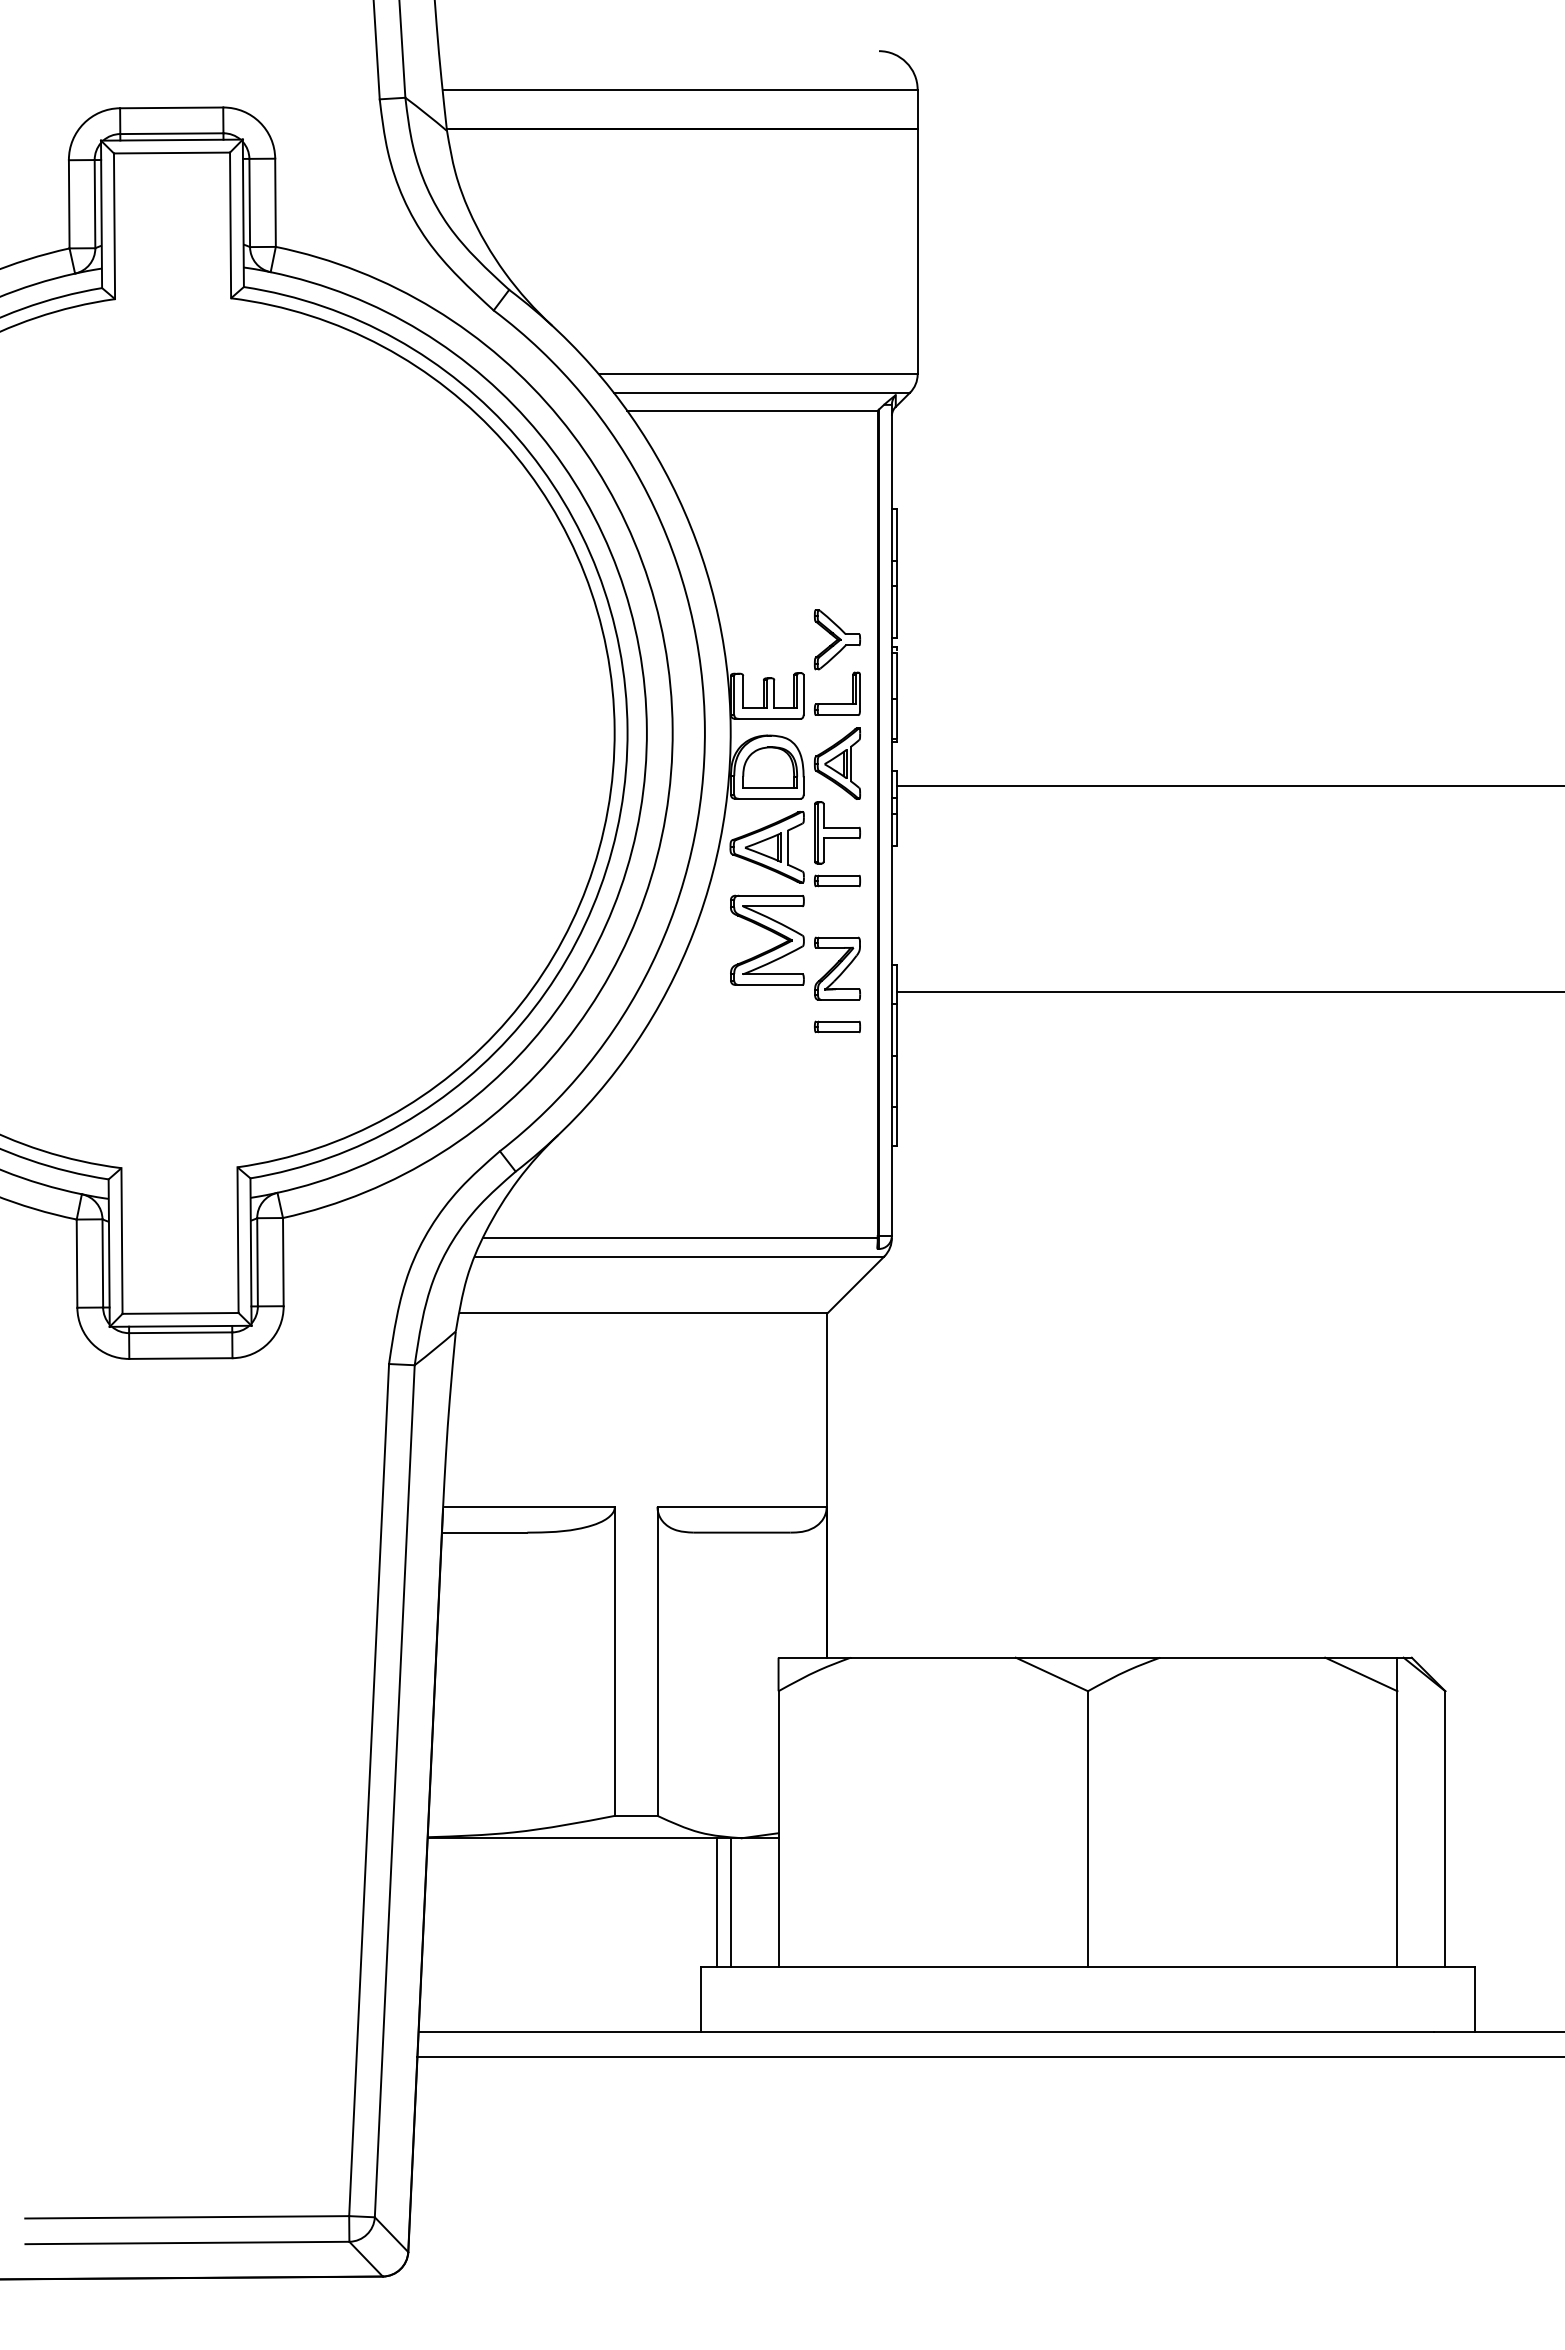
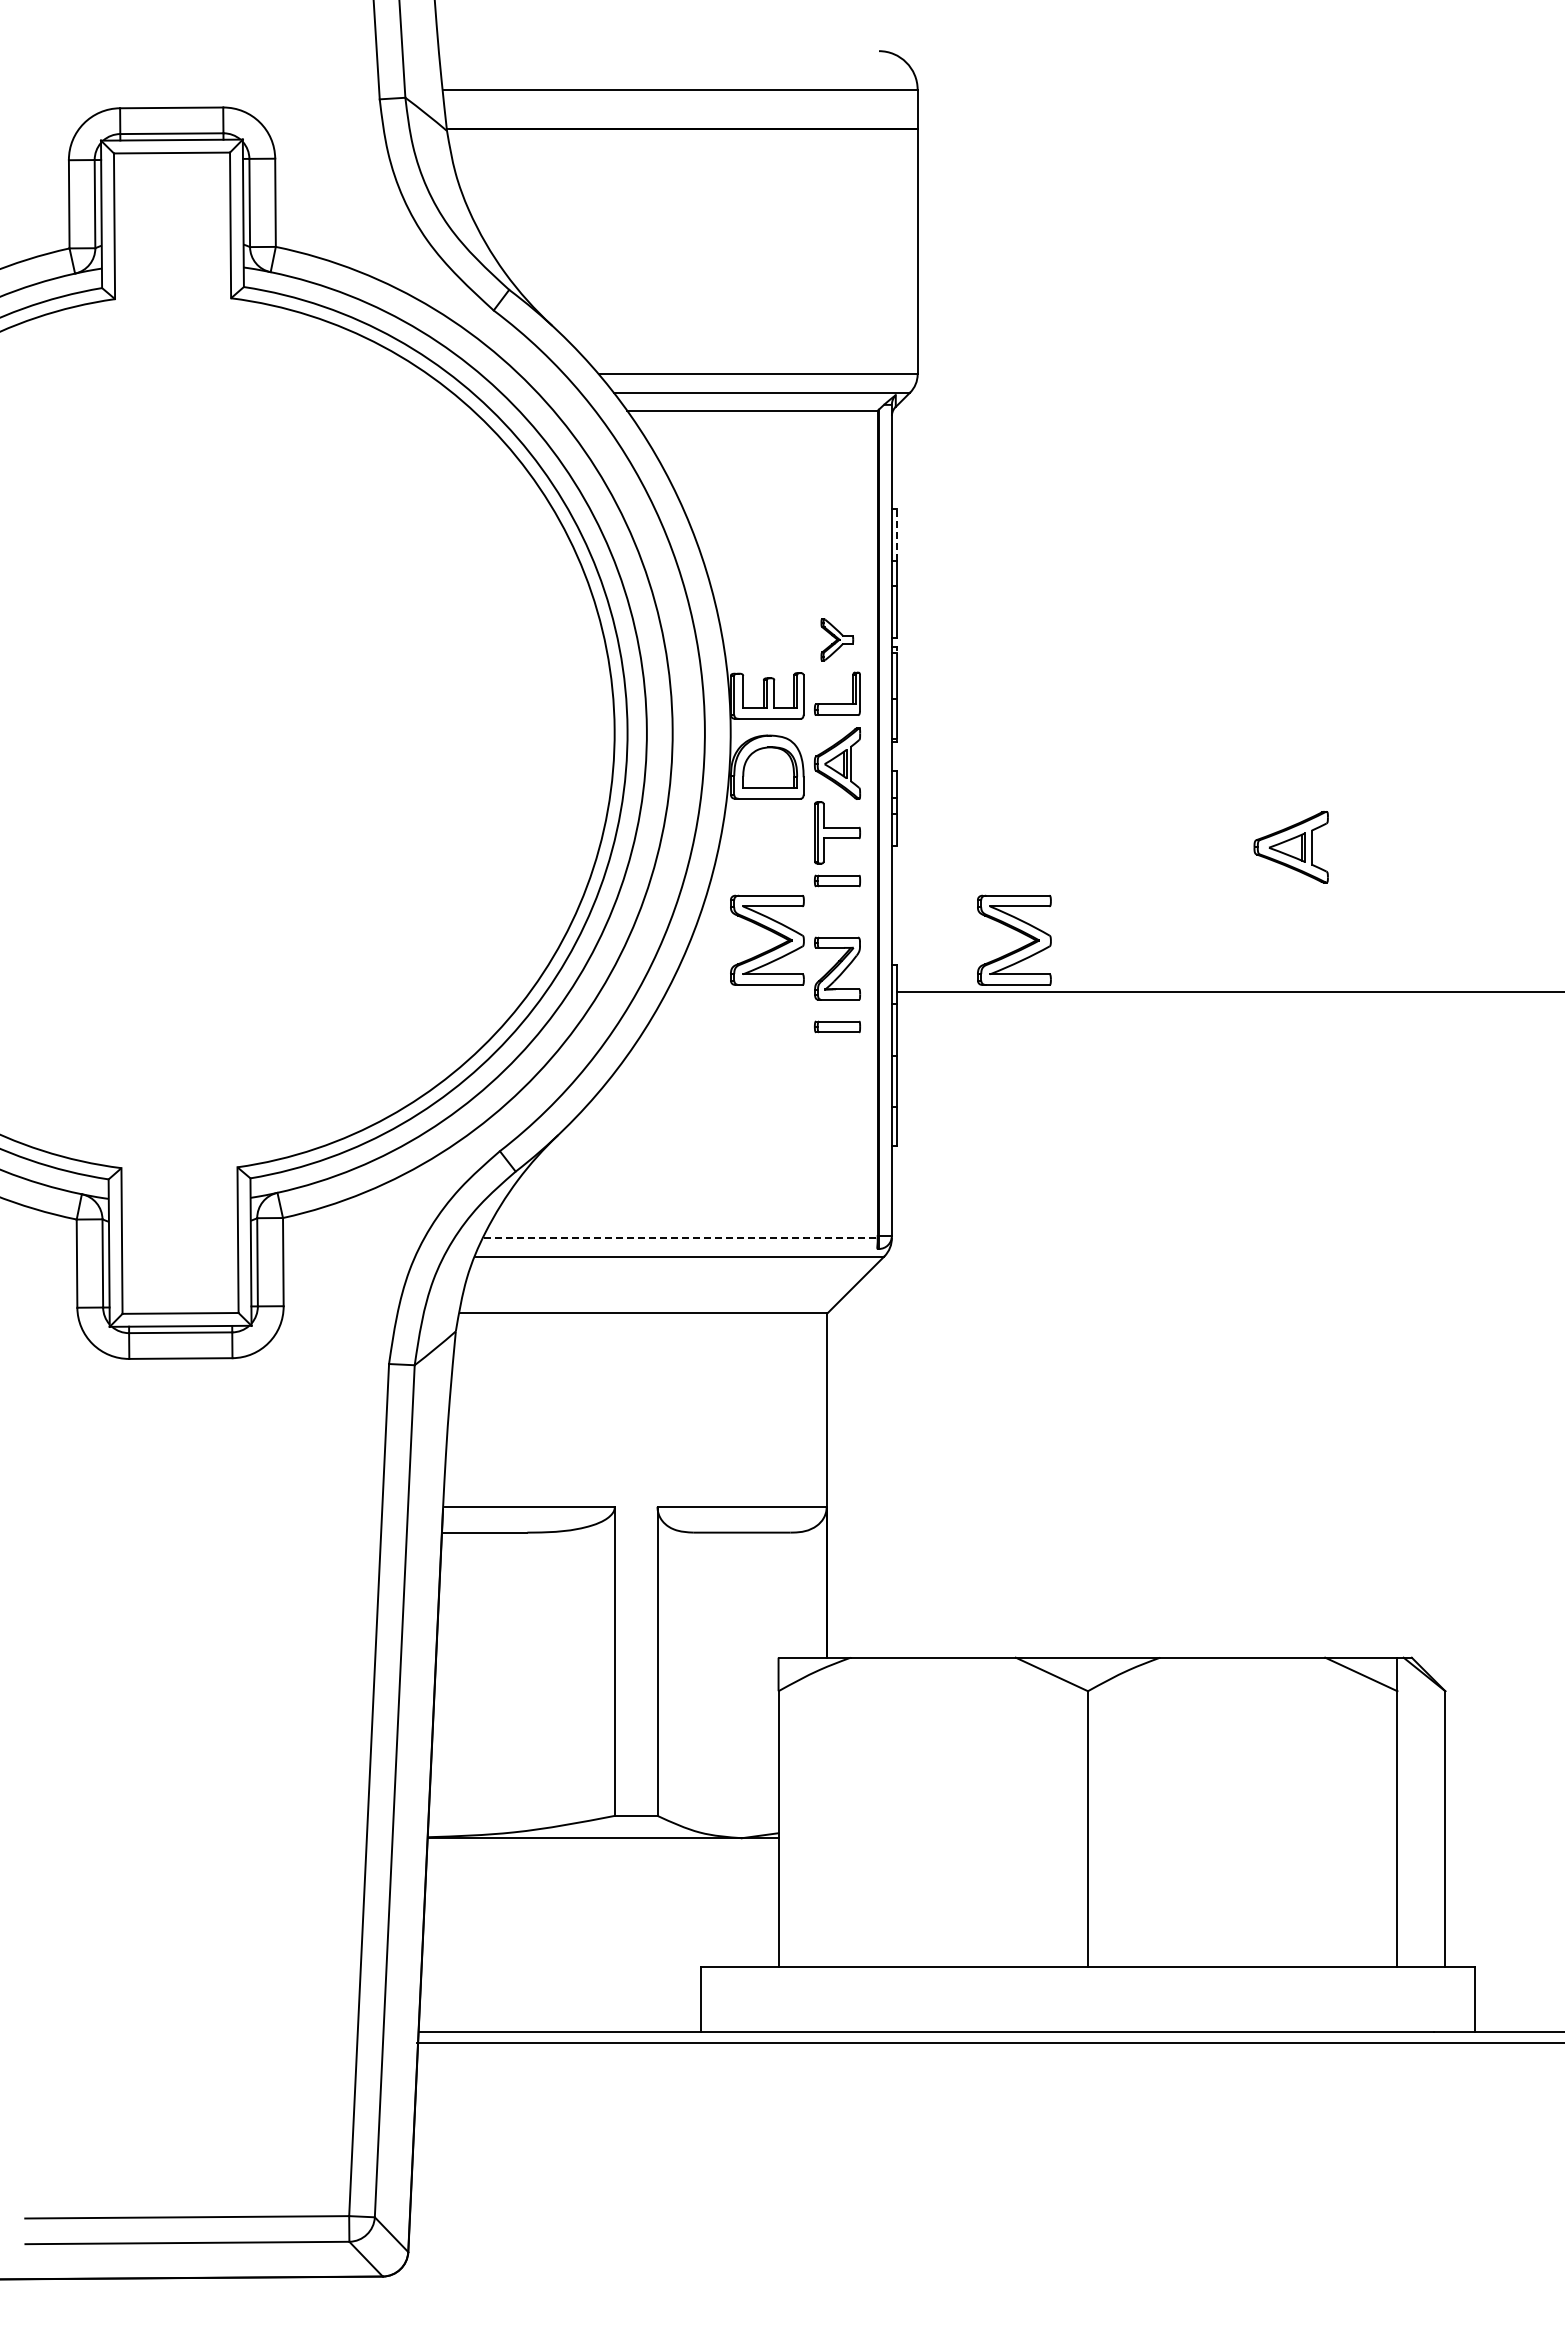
line: solid -> dashed (897, 534)
part size: 48x62 px -> 35x44 px (837, 639)
line: present -> none (1229, 786)
part position: (766, 847) -> (1290, 847) (1290, 847)
part: none -> present (1018, 932)
line: solid -> dashed (680, 1238)
line: present -> none (716, 1902)
line: present -> none (730, 1902)
line position: (989, 2057) -> (989, 2043) (989, 2043)
